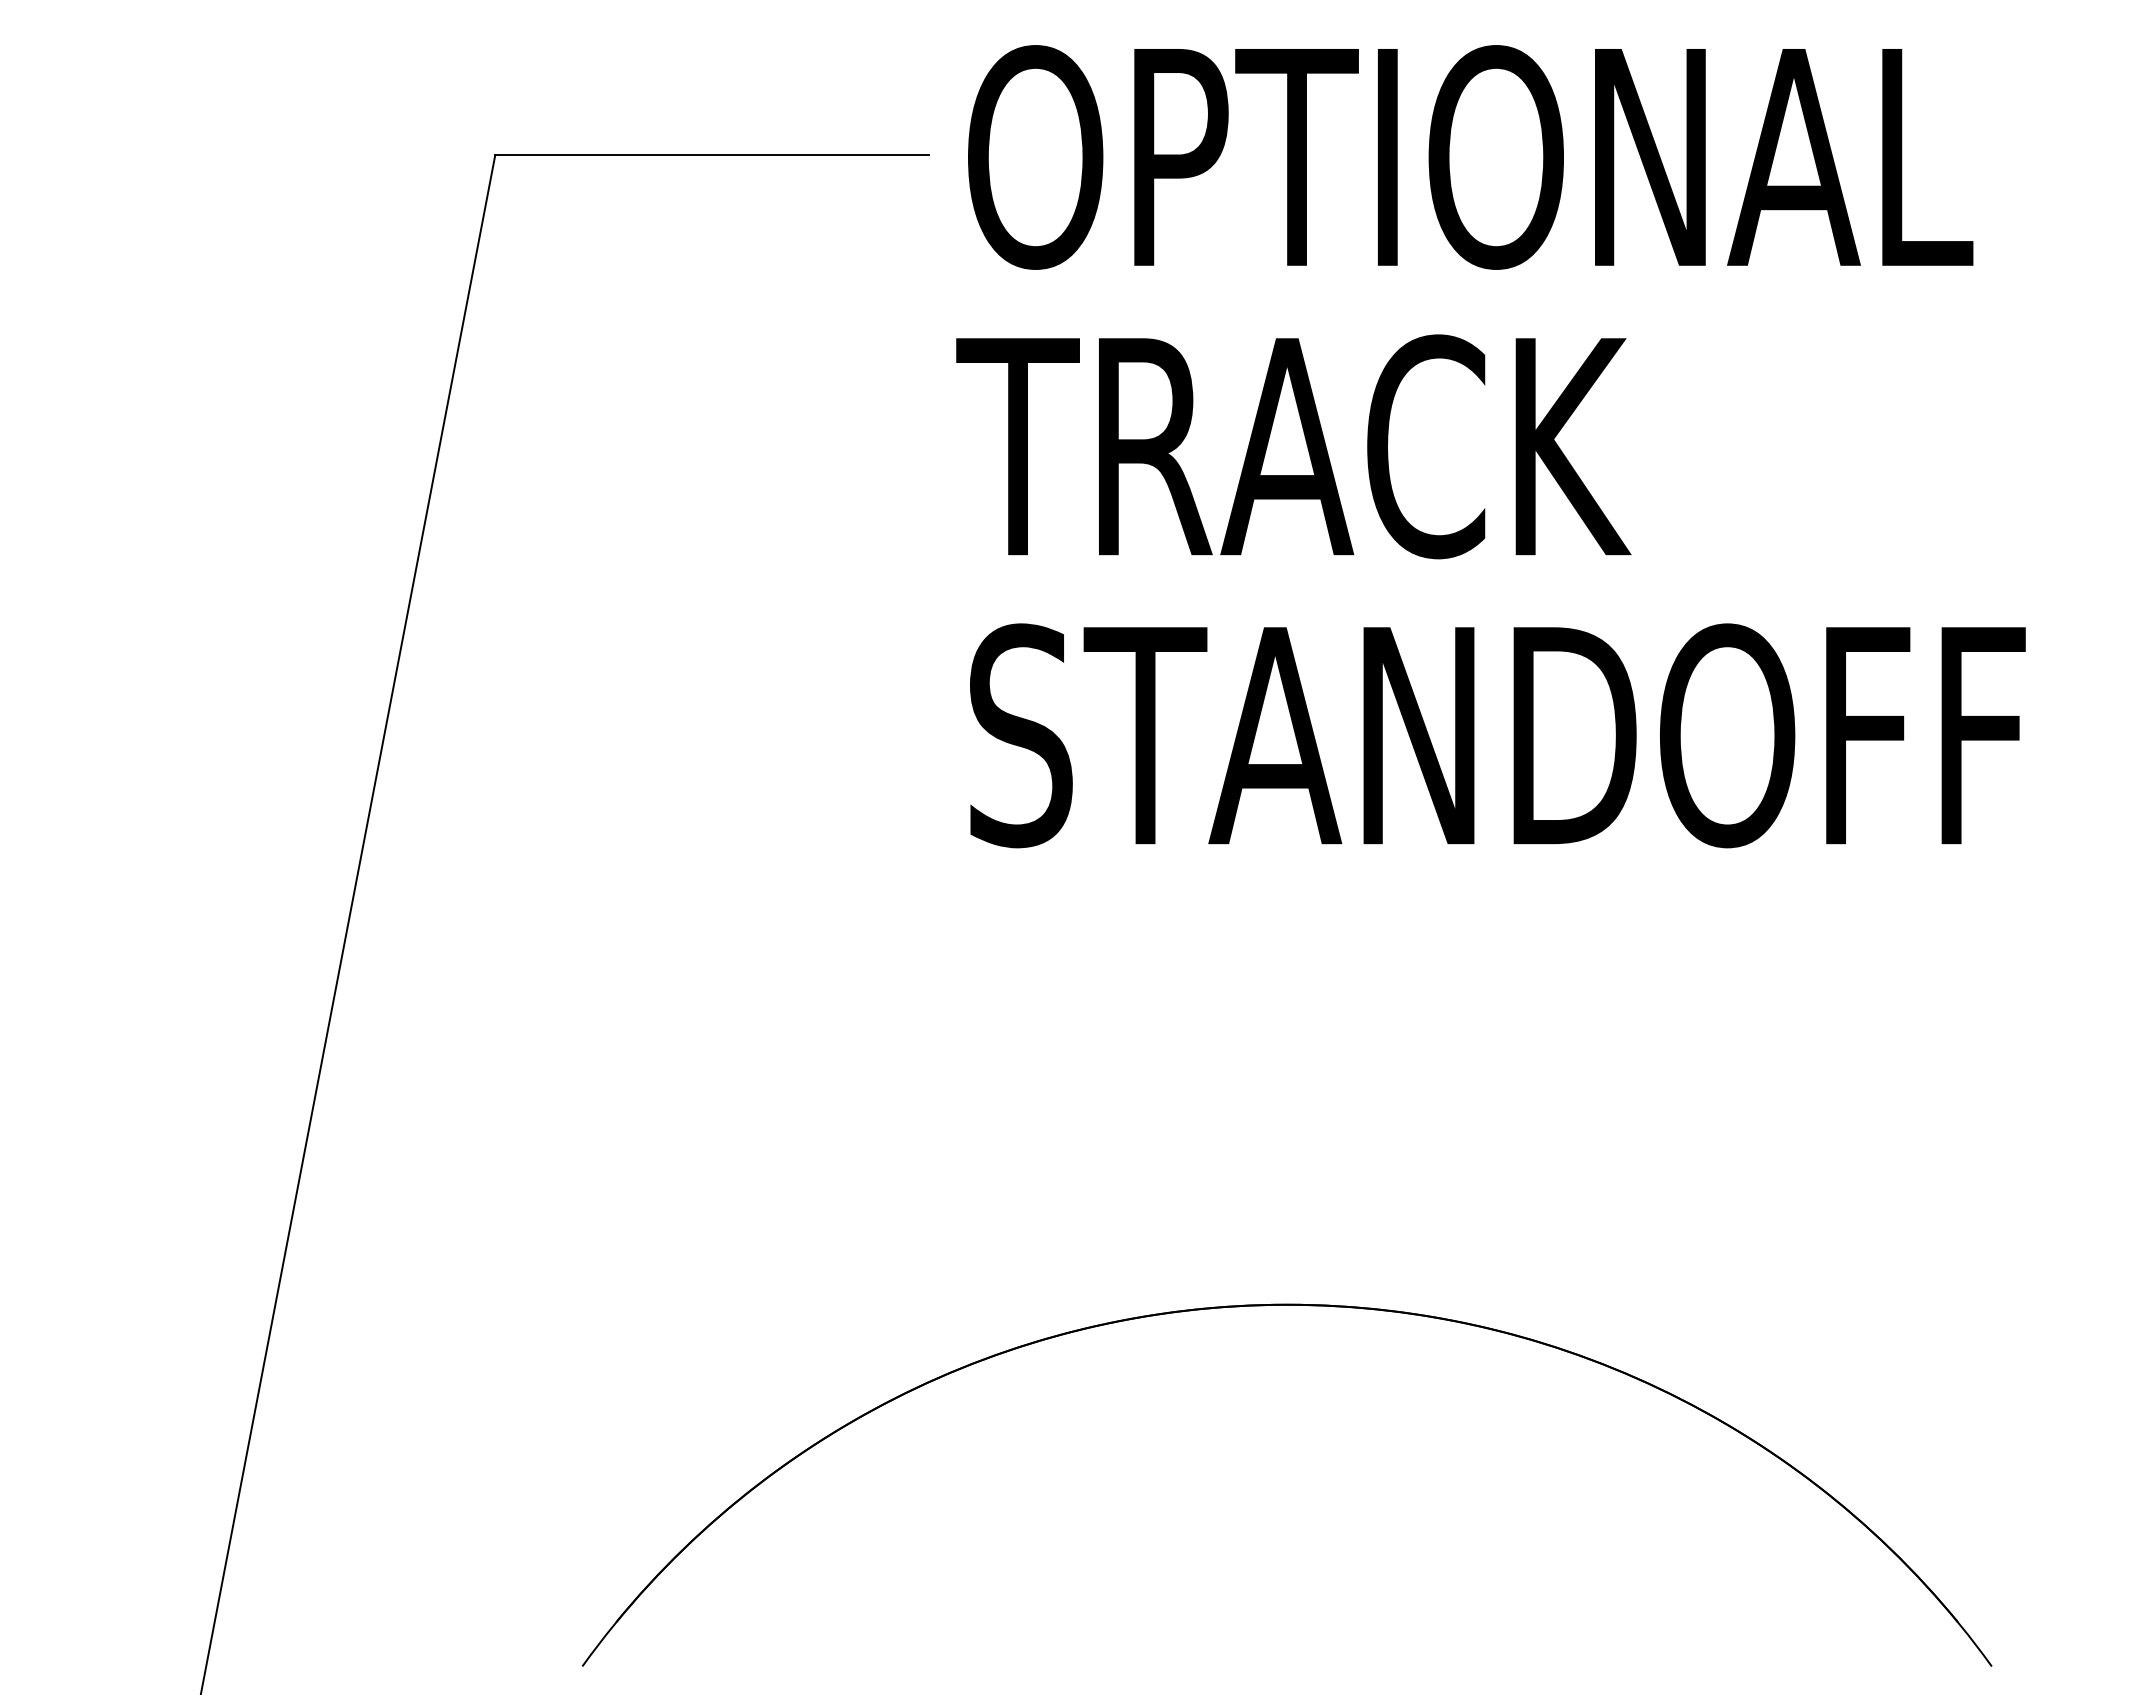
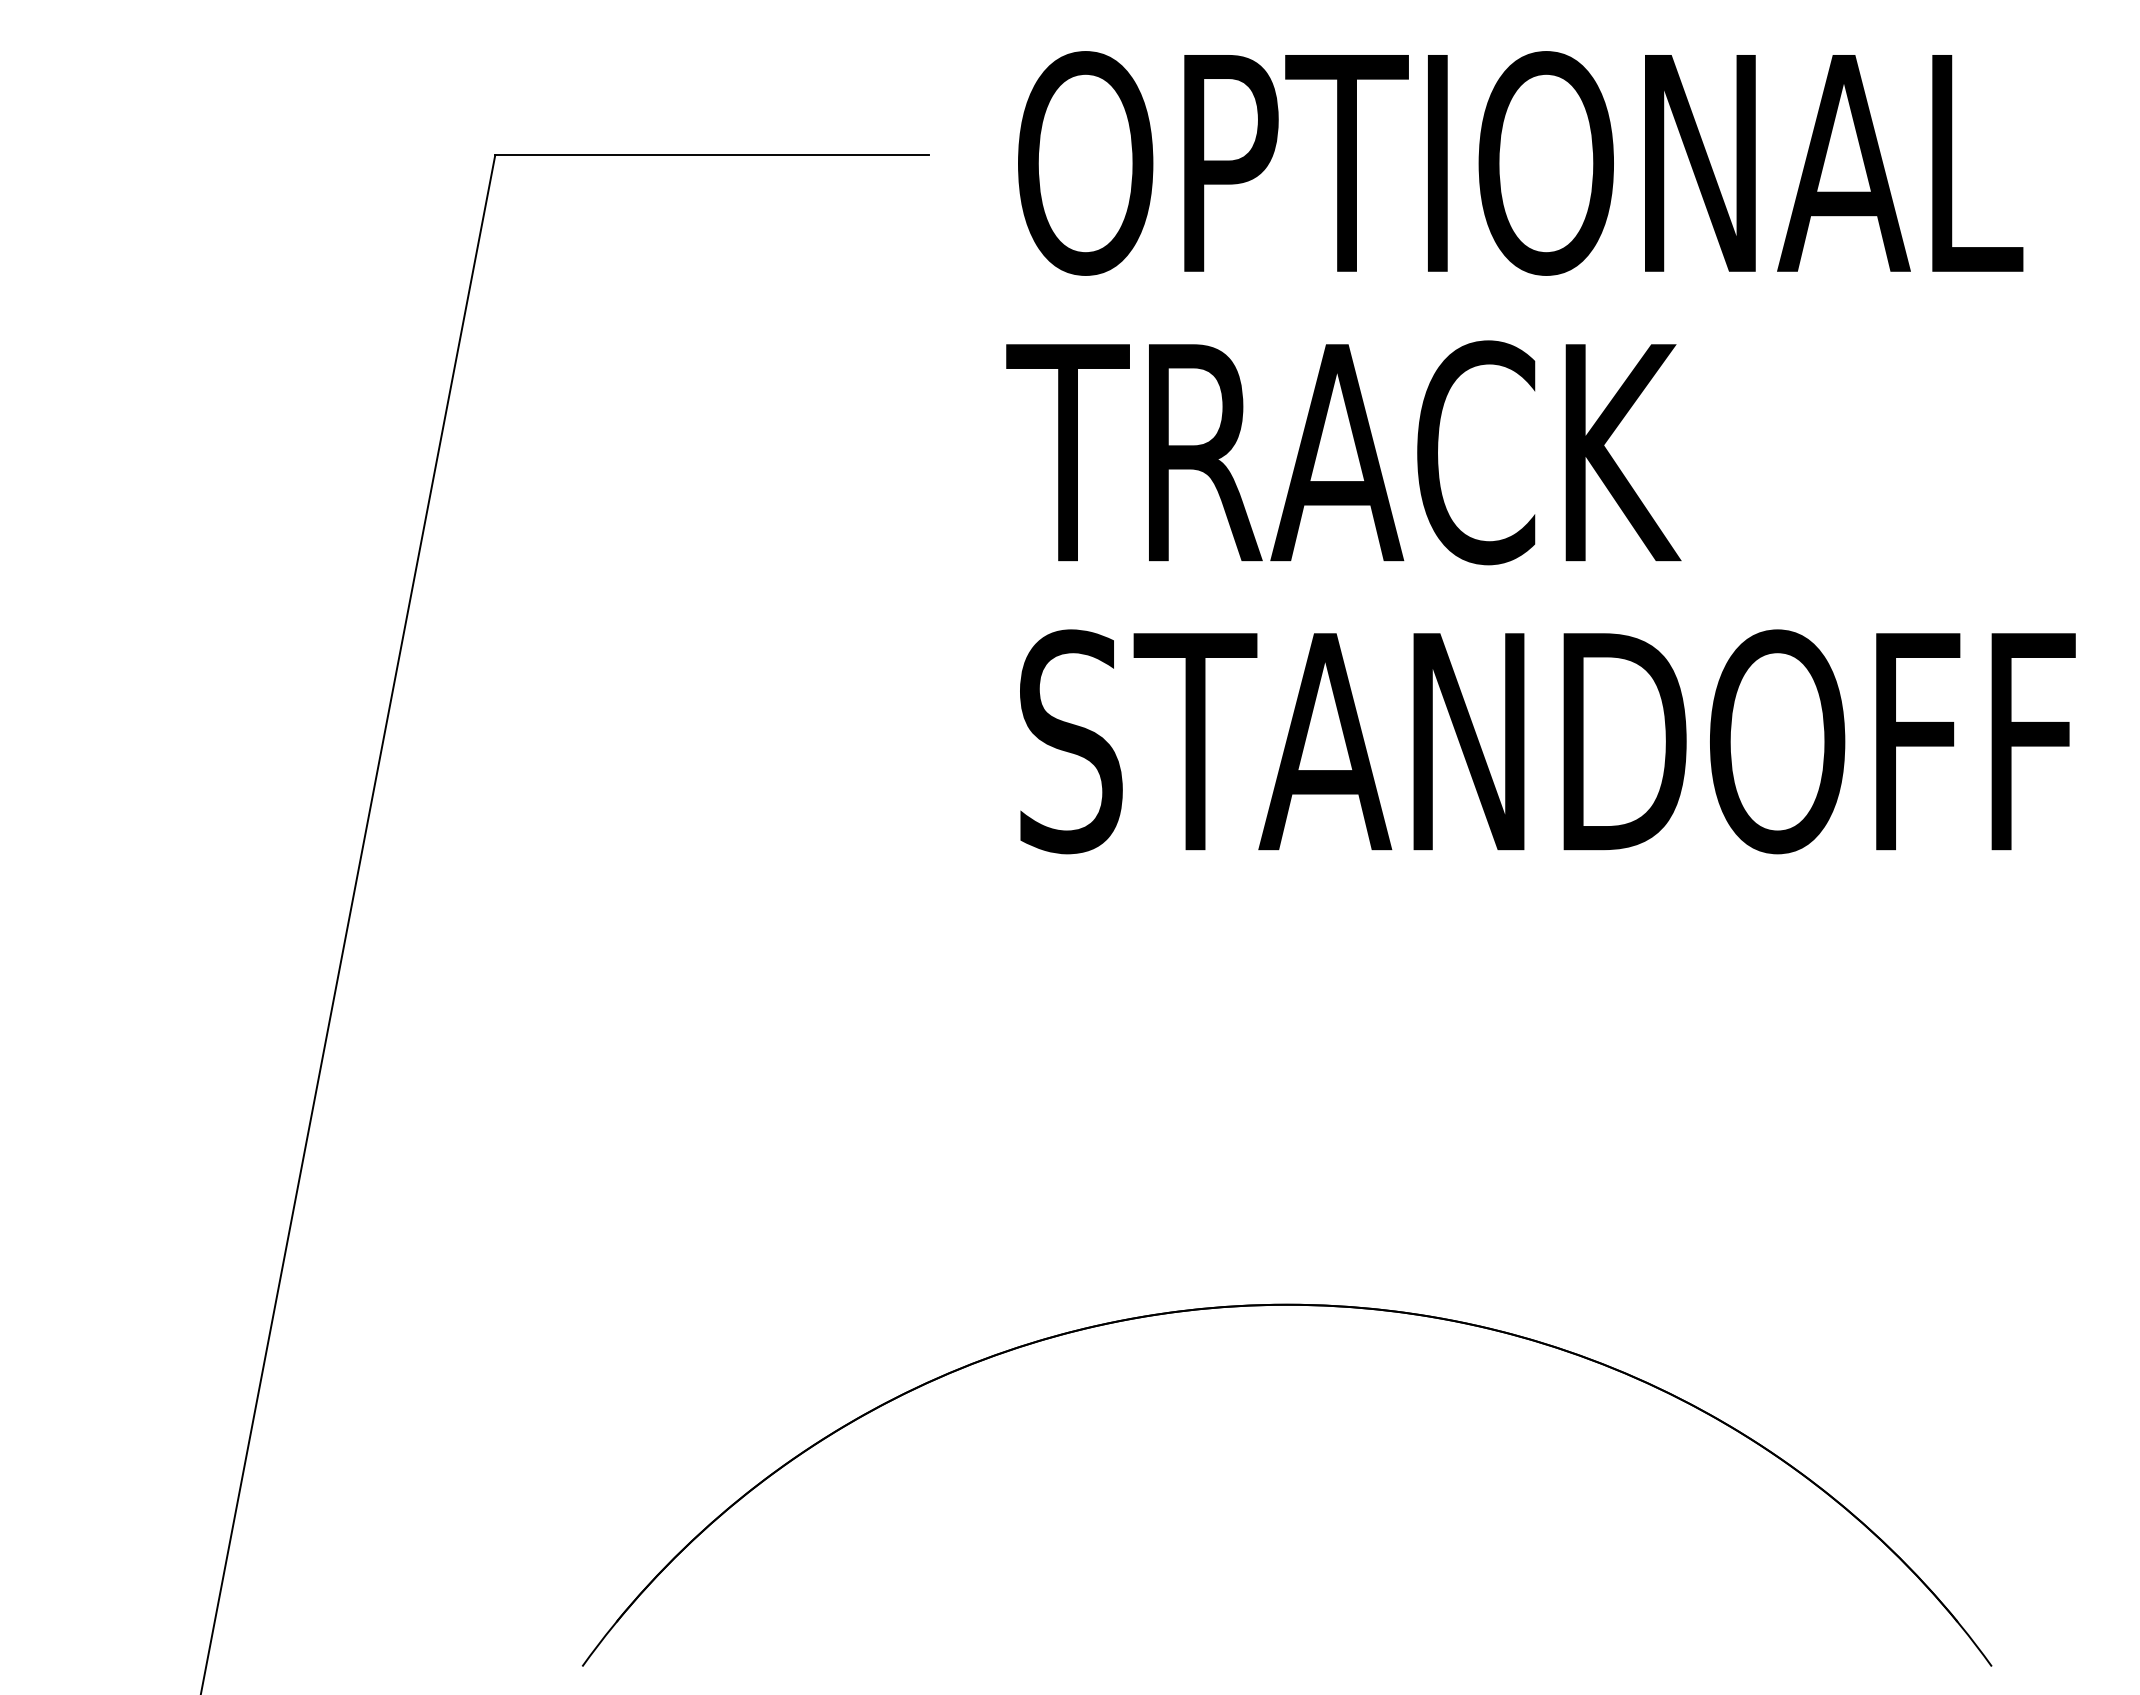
text position: (1490, 446) -> (1540, 452) (1540, 452)
